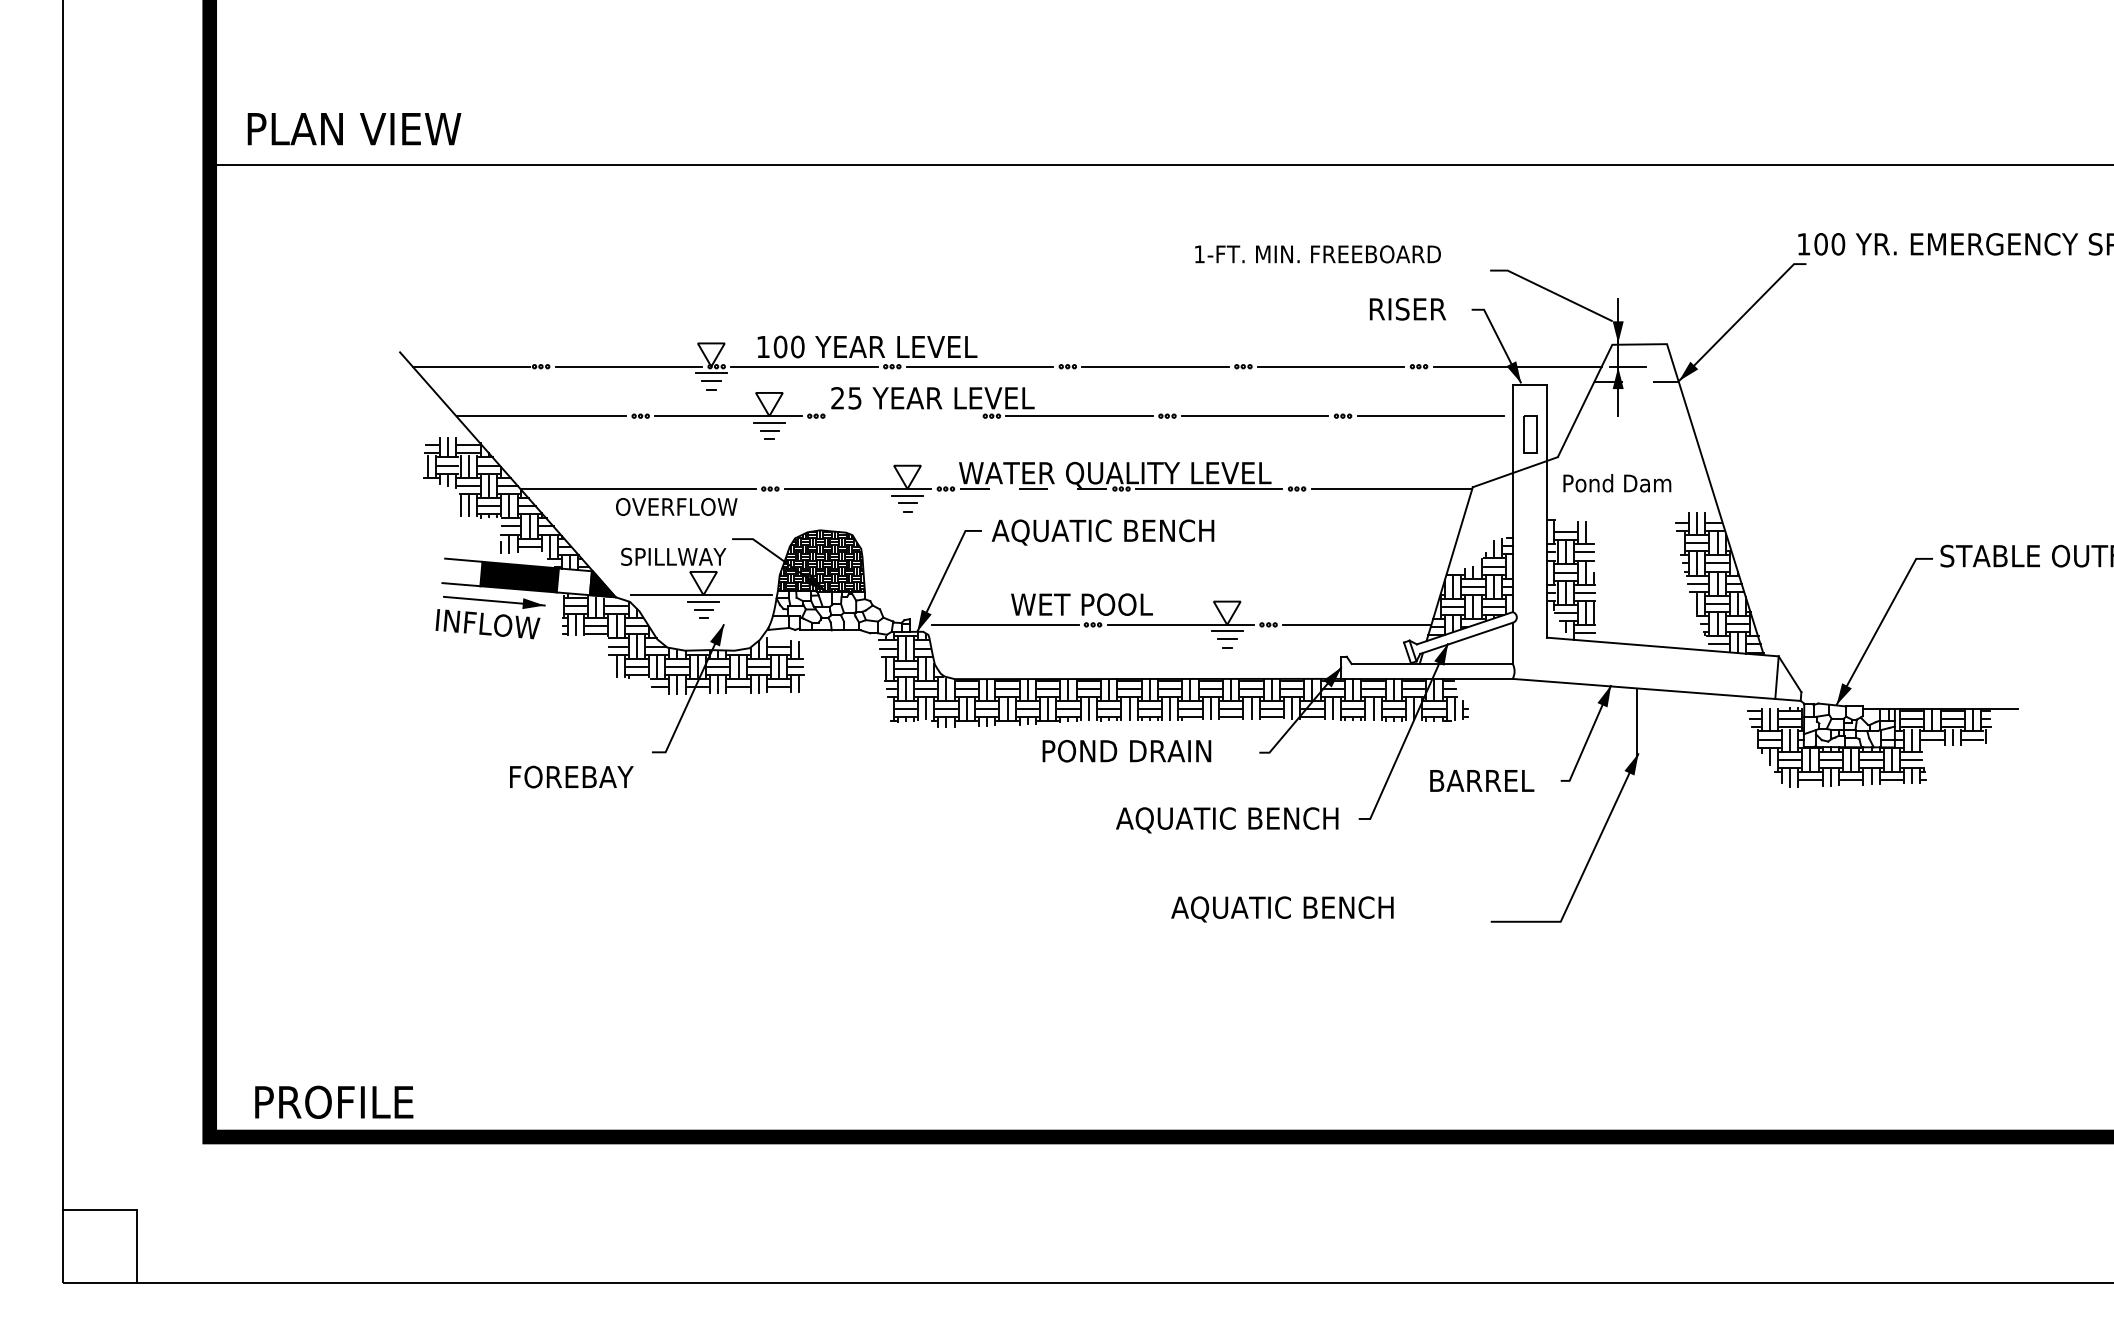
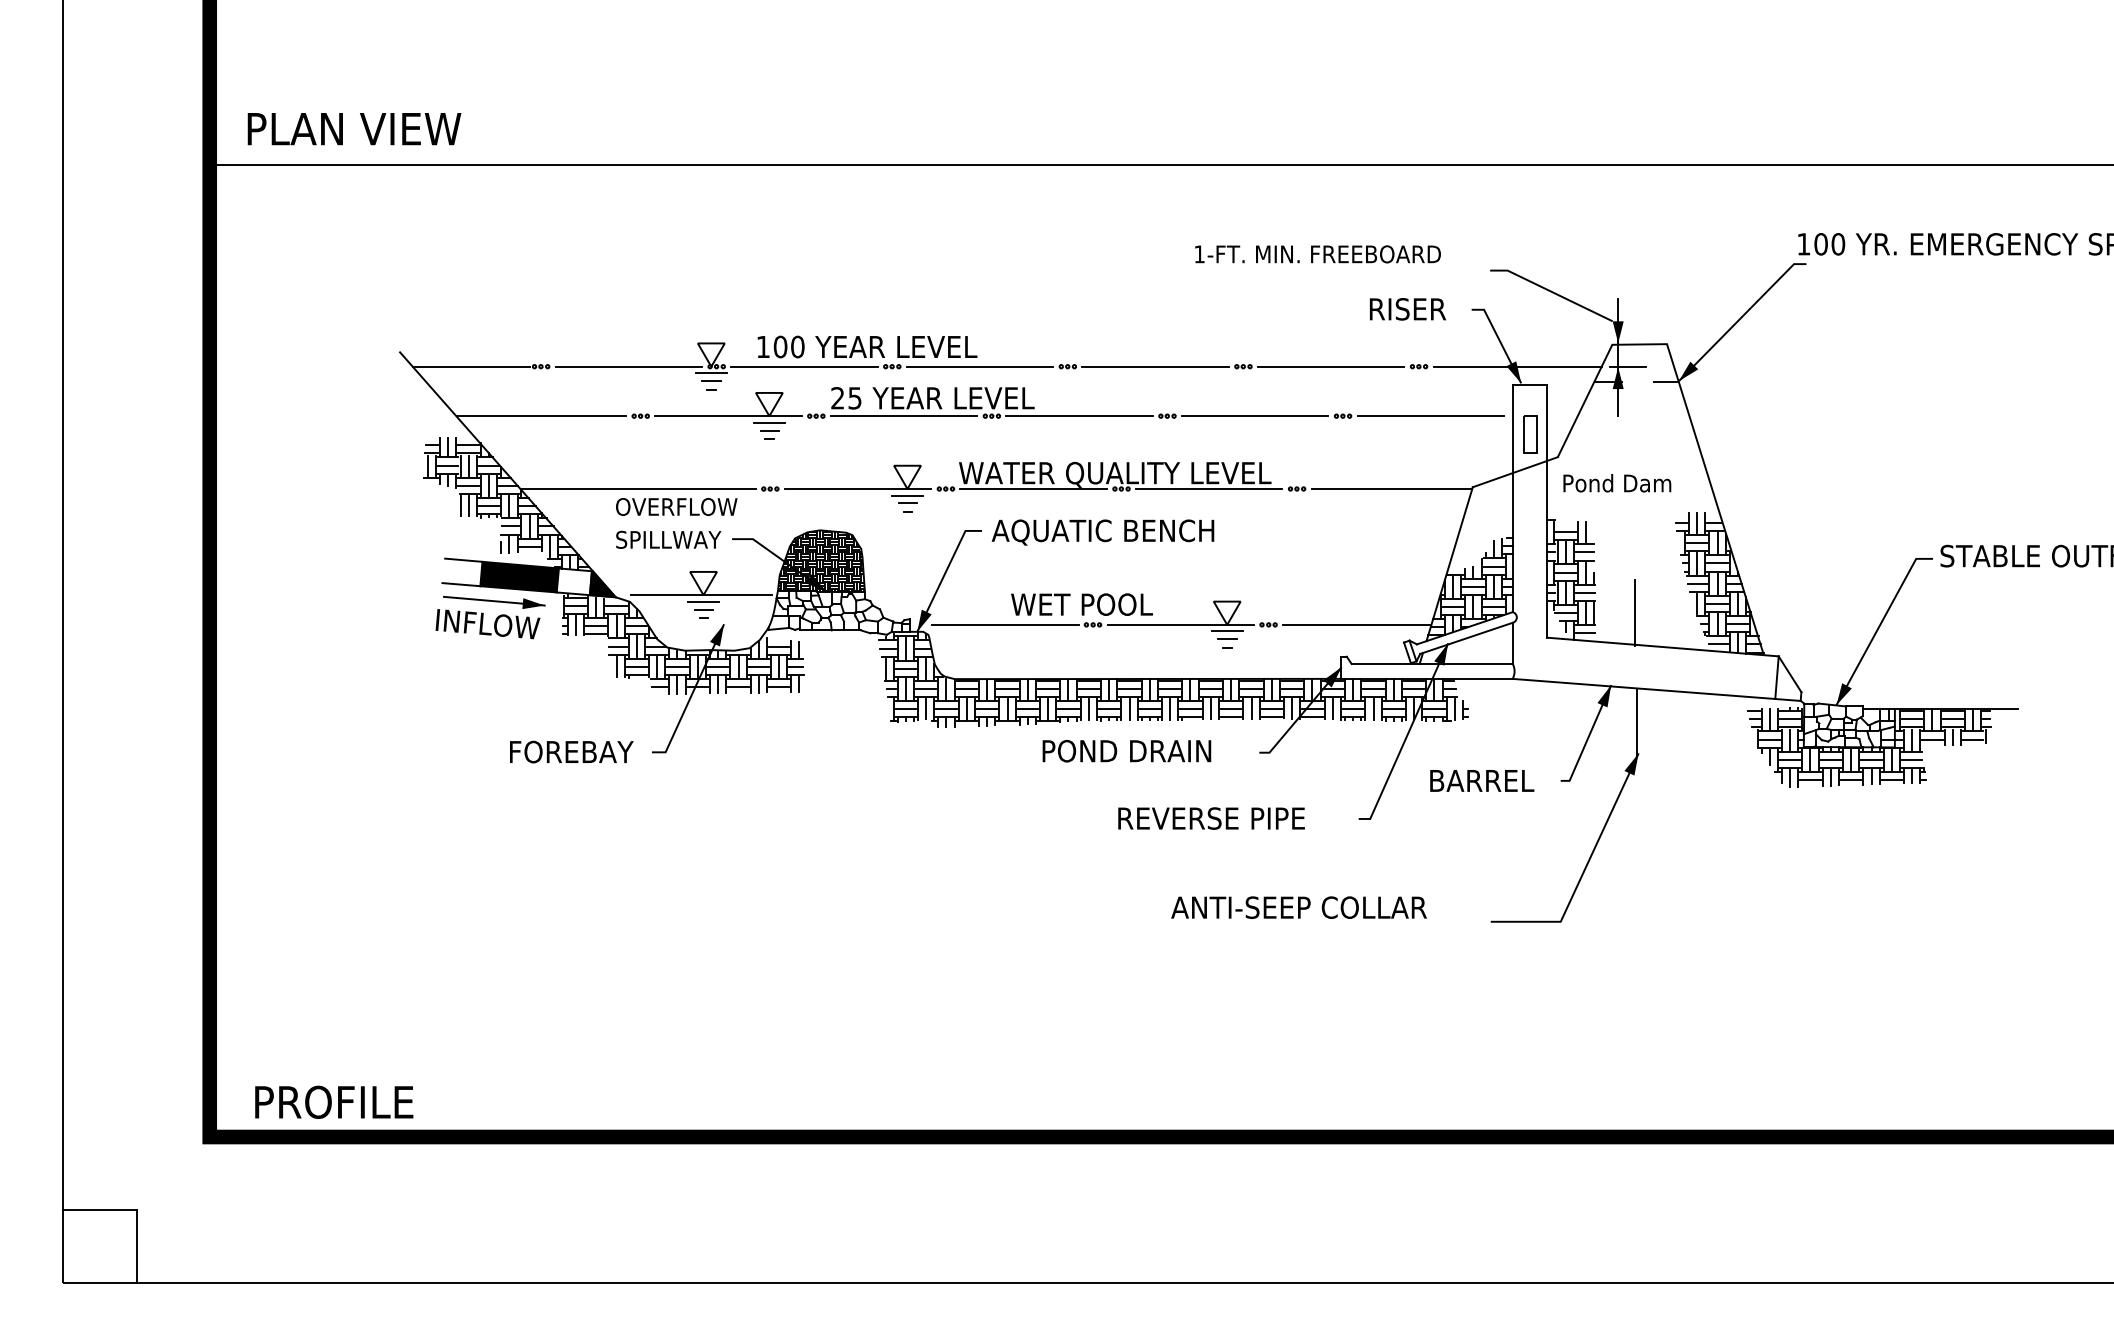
line: none -> present (903, 416)
line: dashed -> solid (1033, 489)
text position: (673, 556) -> (668, 539) (668, 539)
line: none -> present (1634, 612)
text position: (571, 776) -> (571, 751) (571, 751)
text: AQUATIC BENCH -> REVERSE PIPE (1227, 820)
text: AQUATIC BENCH -> ANTI-SEEP COLLAR (1308, 909)
